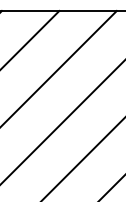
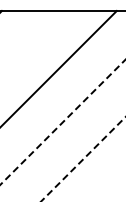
line: present -> none (30, 38)
line: solid -> dashed (63, 121)
line: solid -> dashed (83, 159)
line: present -> none (111, 187)
